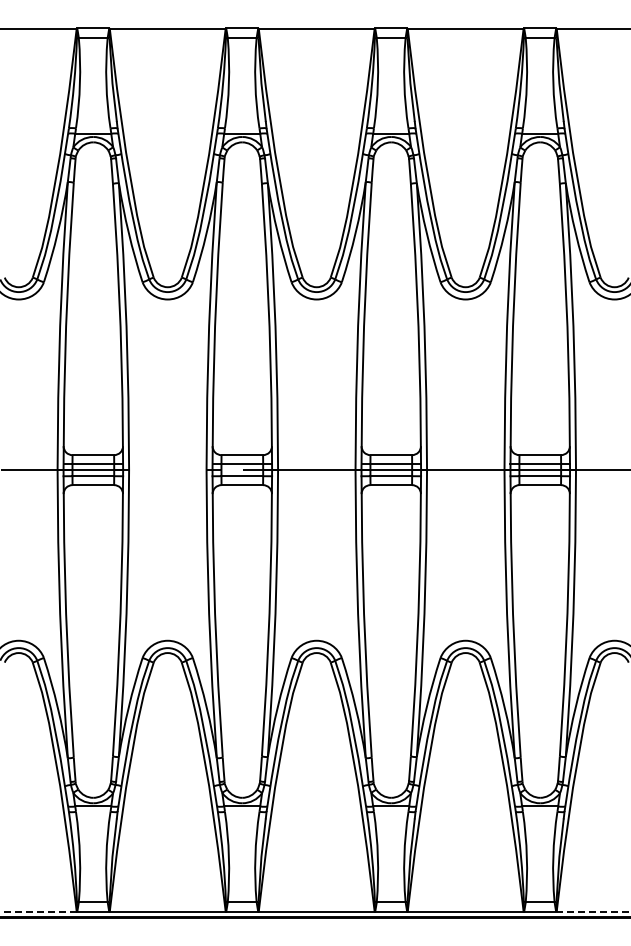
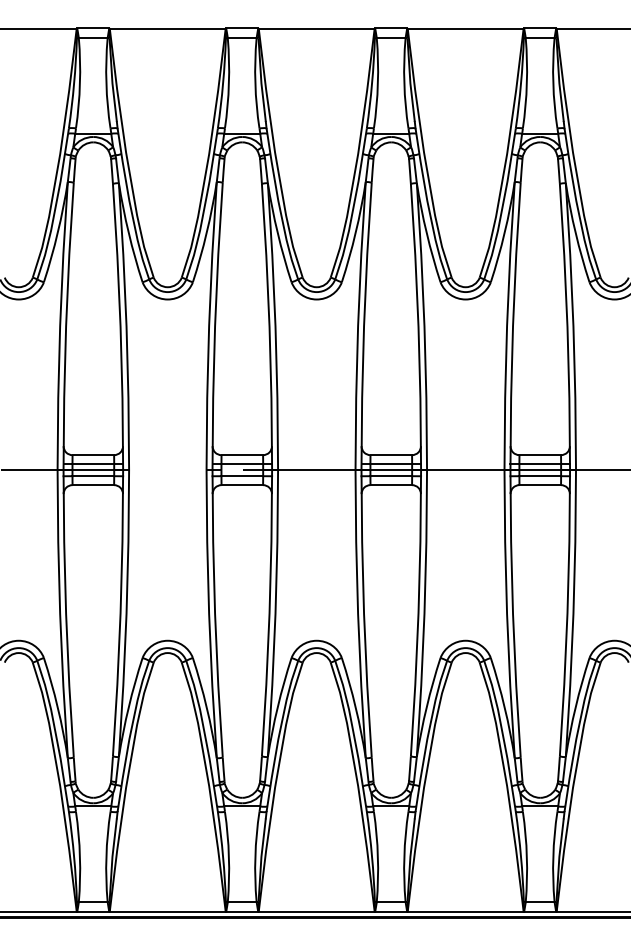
line: dashed -> solid (38, 911)
line: dashed -> solid (593, 911)
